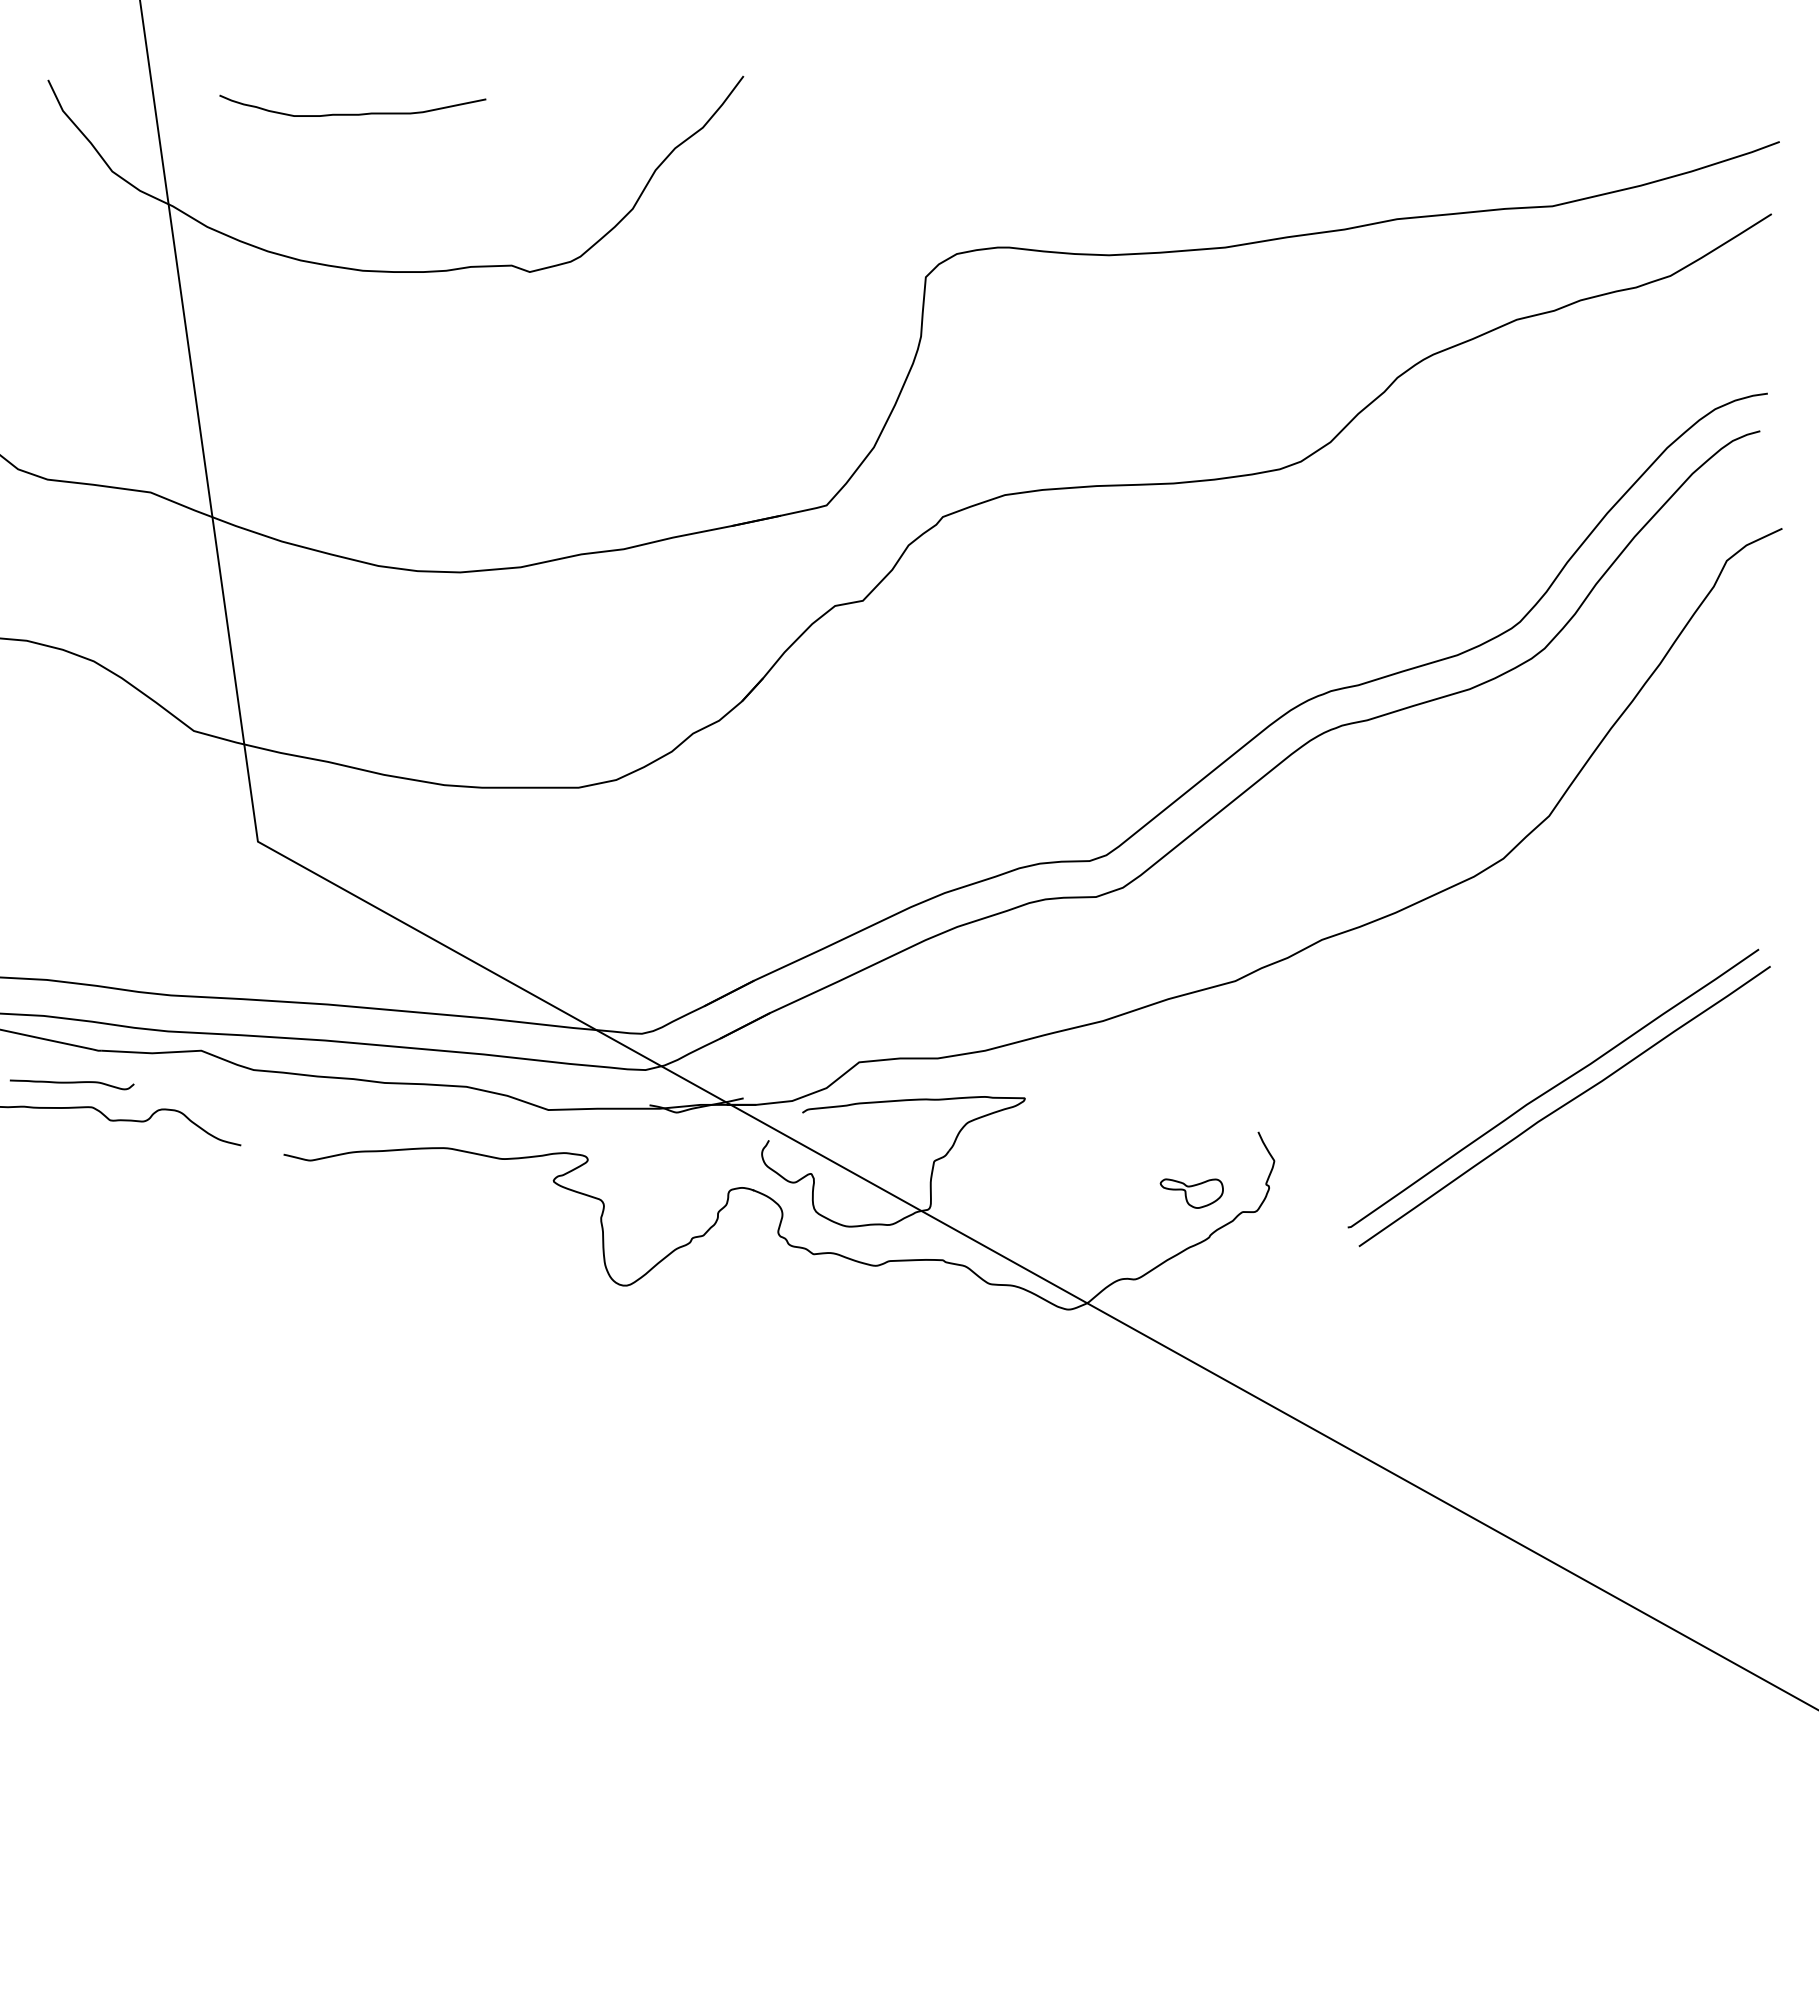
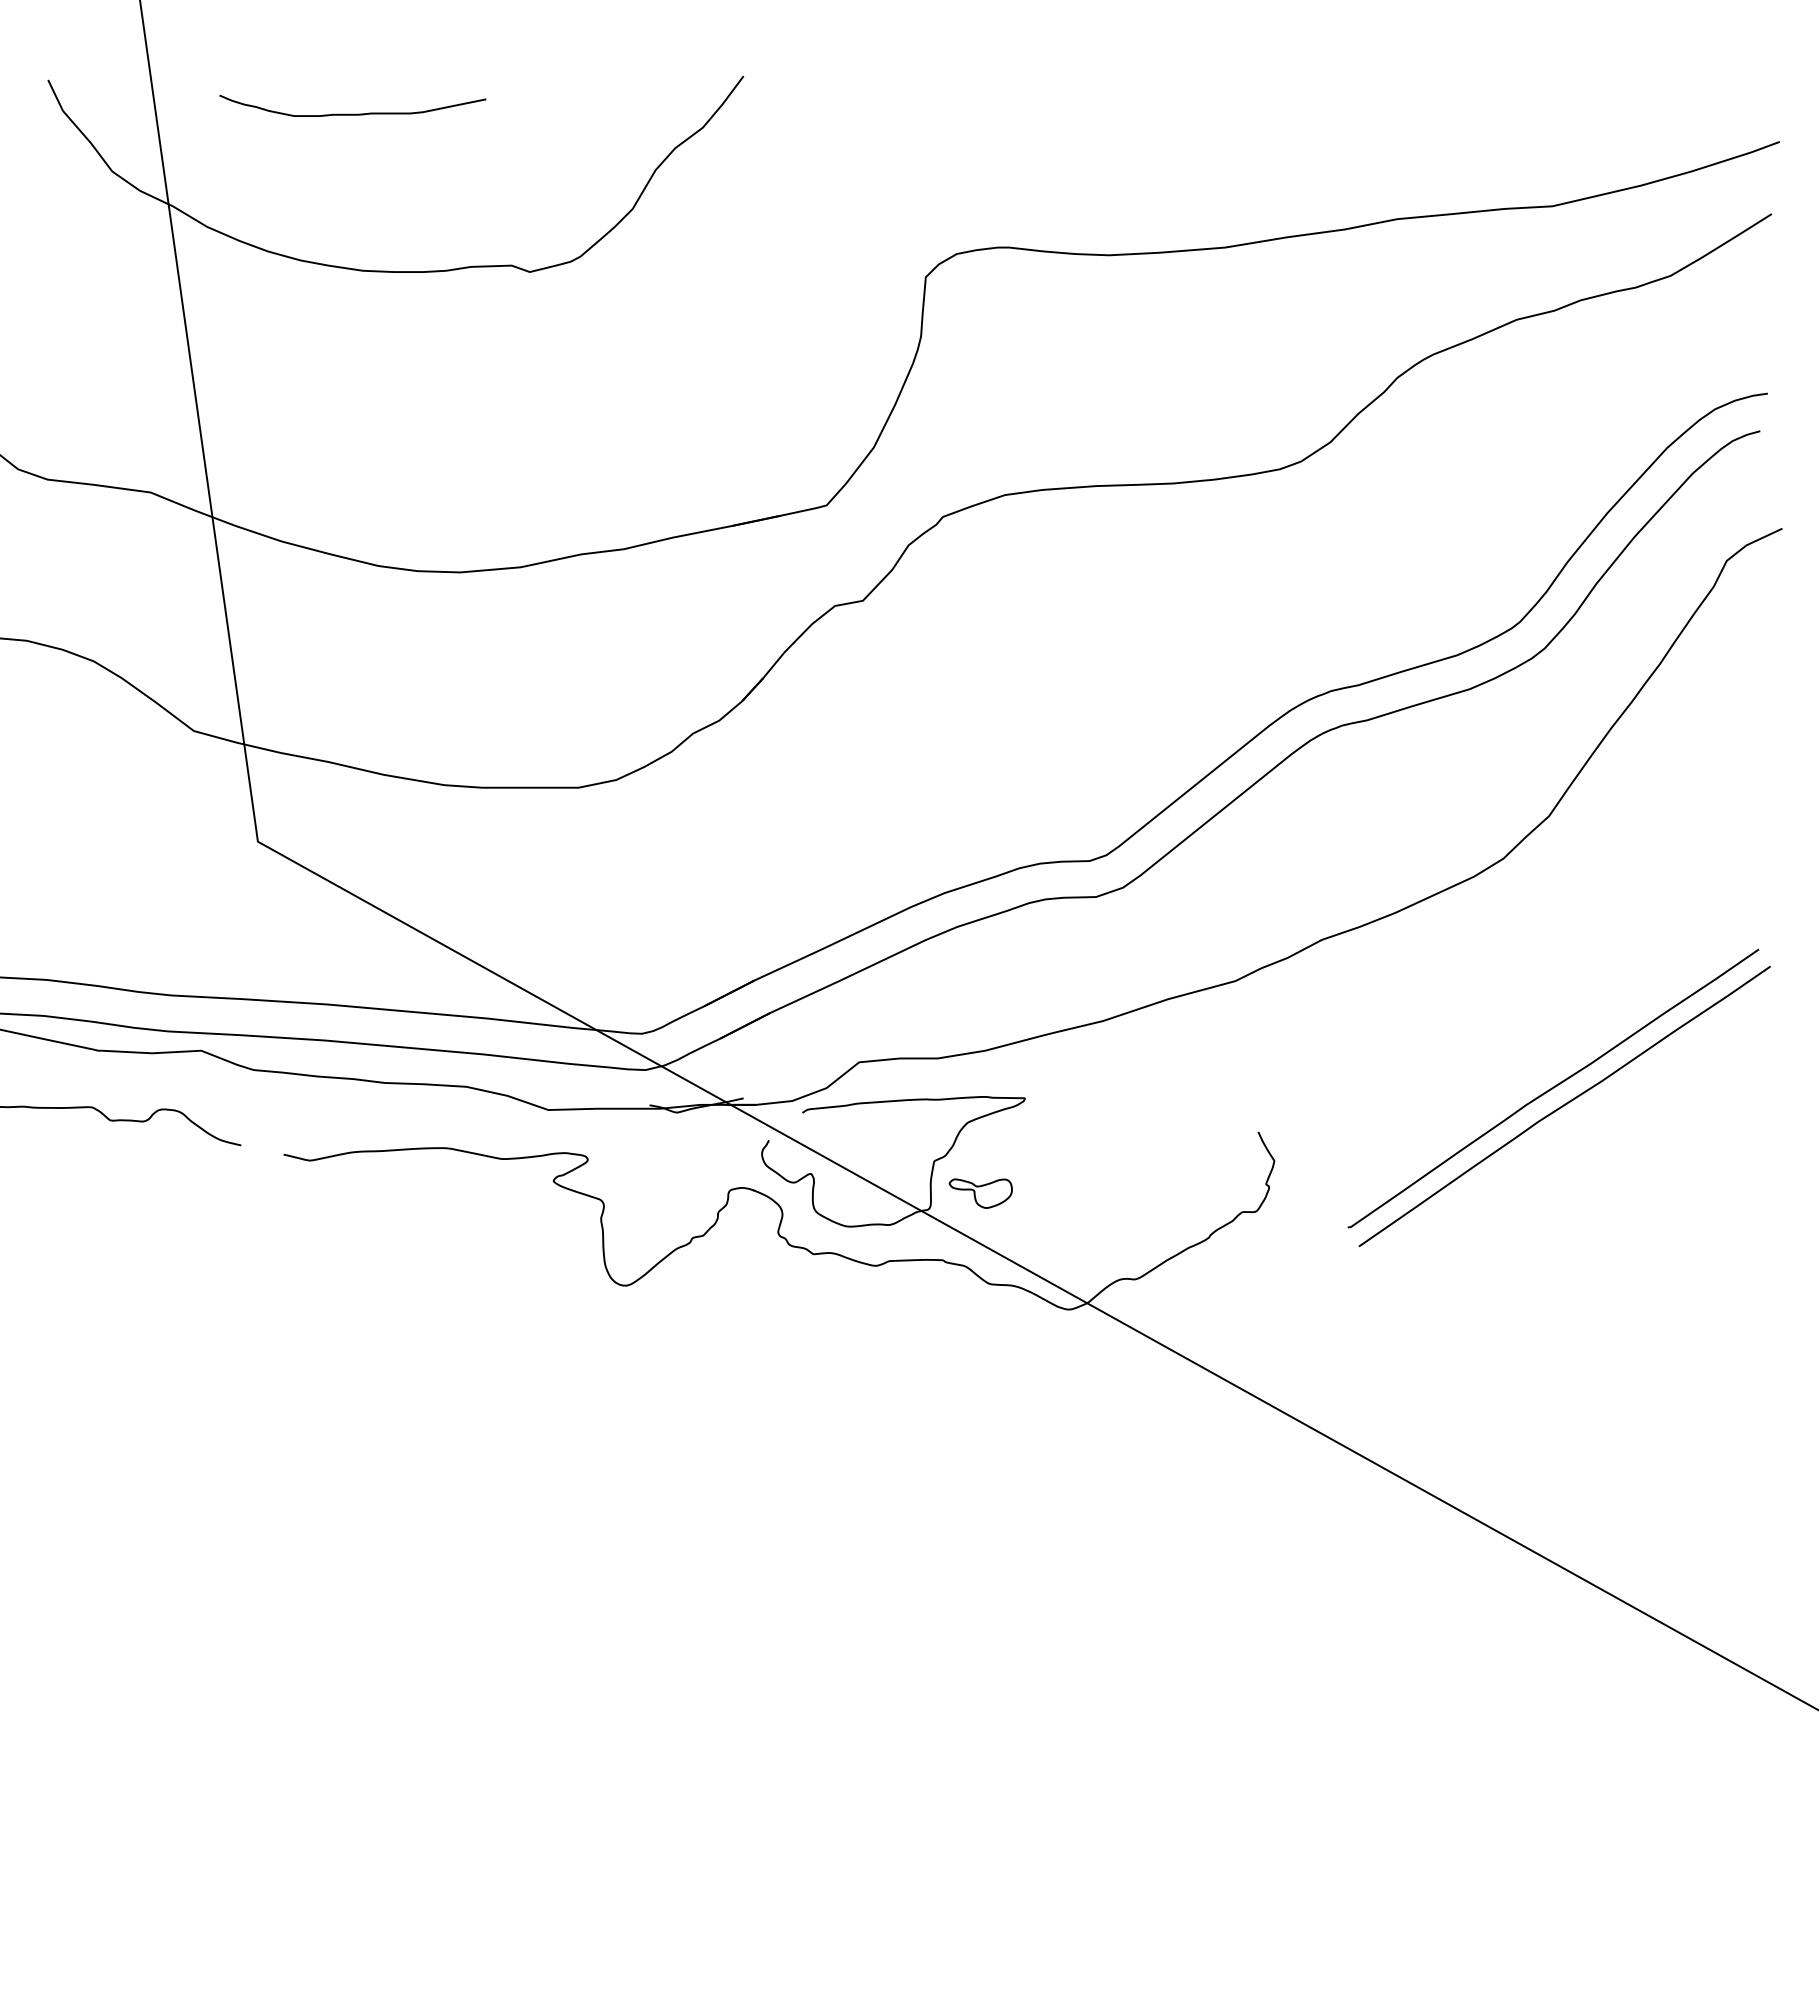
curve: present -> none (71, 1083)
part position: (1191, 1193) -> (980, 1193) (980, 1193)
